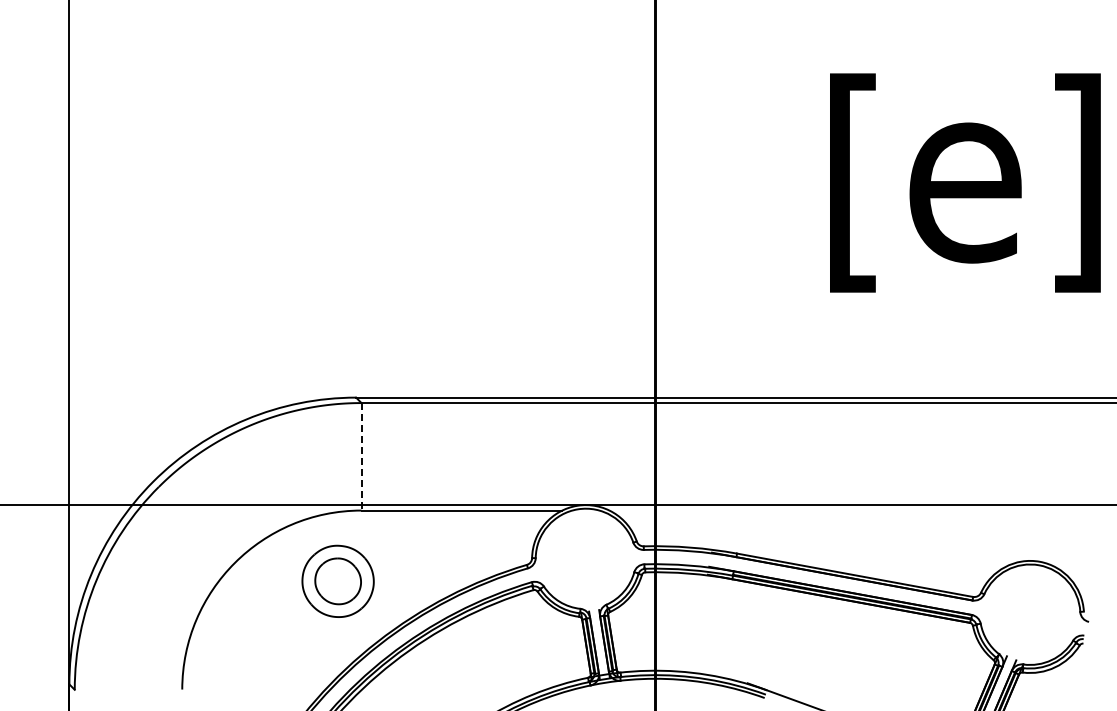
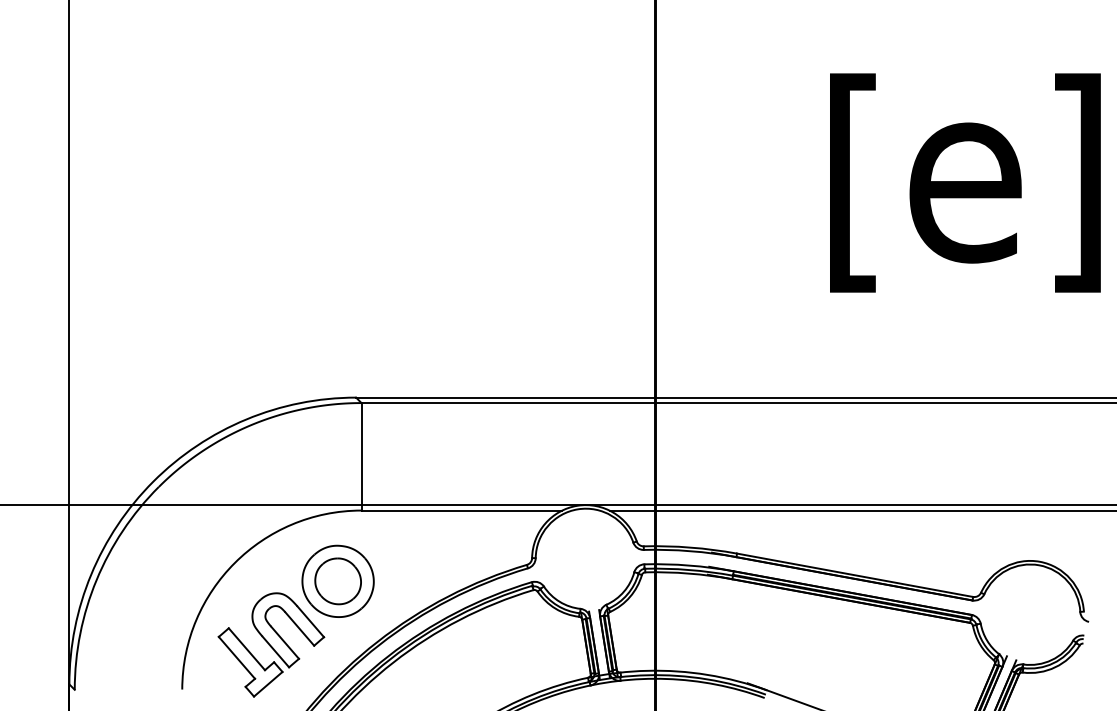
line: dashed -> solid (361, 456)
line: none -> present (861, 510)
part: none -> present (271, 644)
